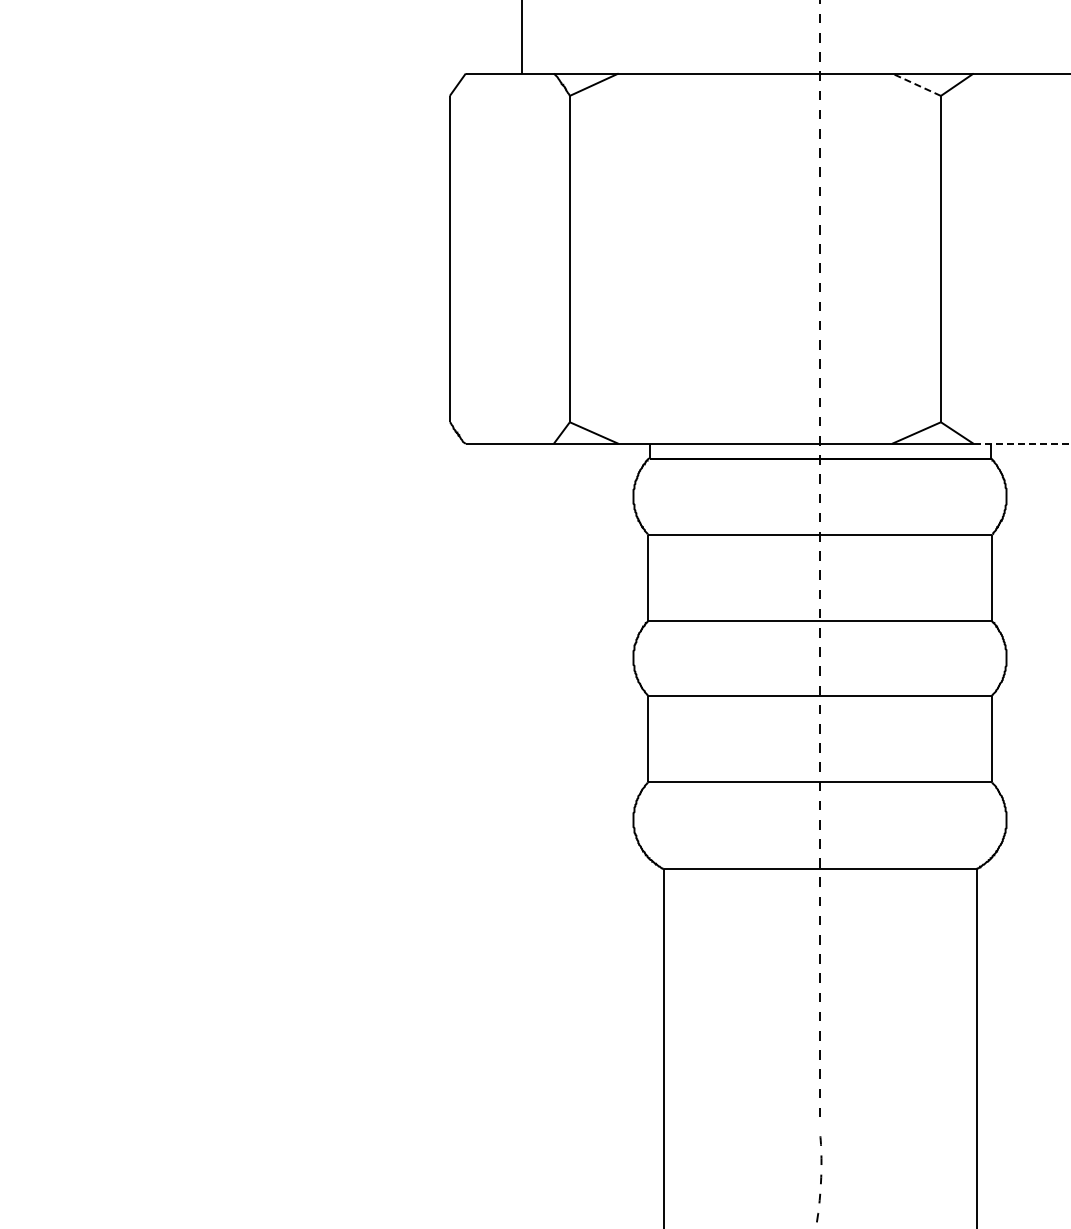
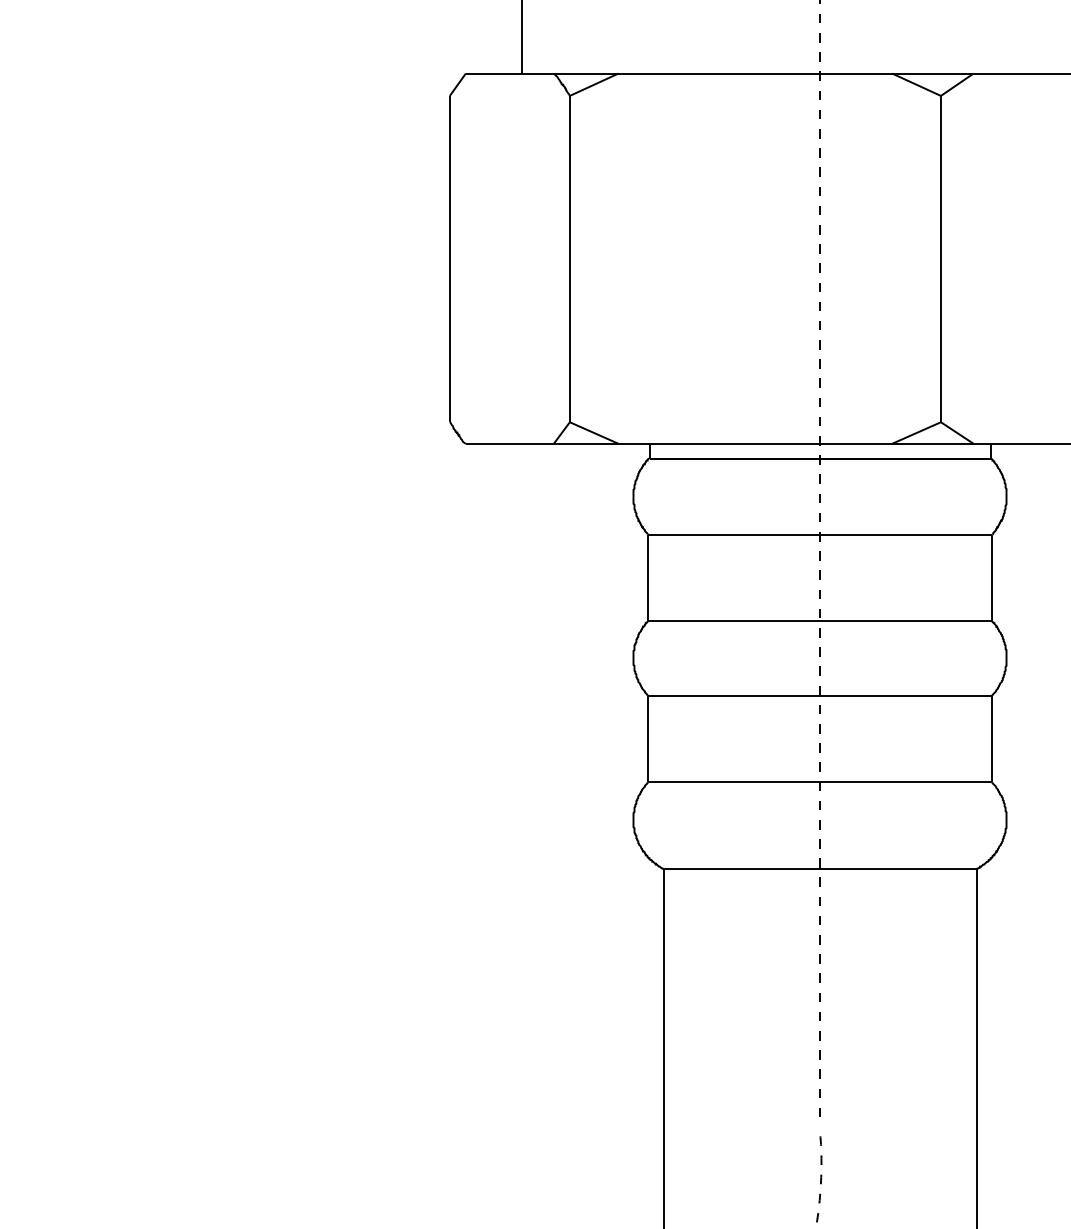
line: dashed -> solid (916, 84)
line: dashed -> solid (1021, 443)
